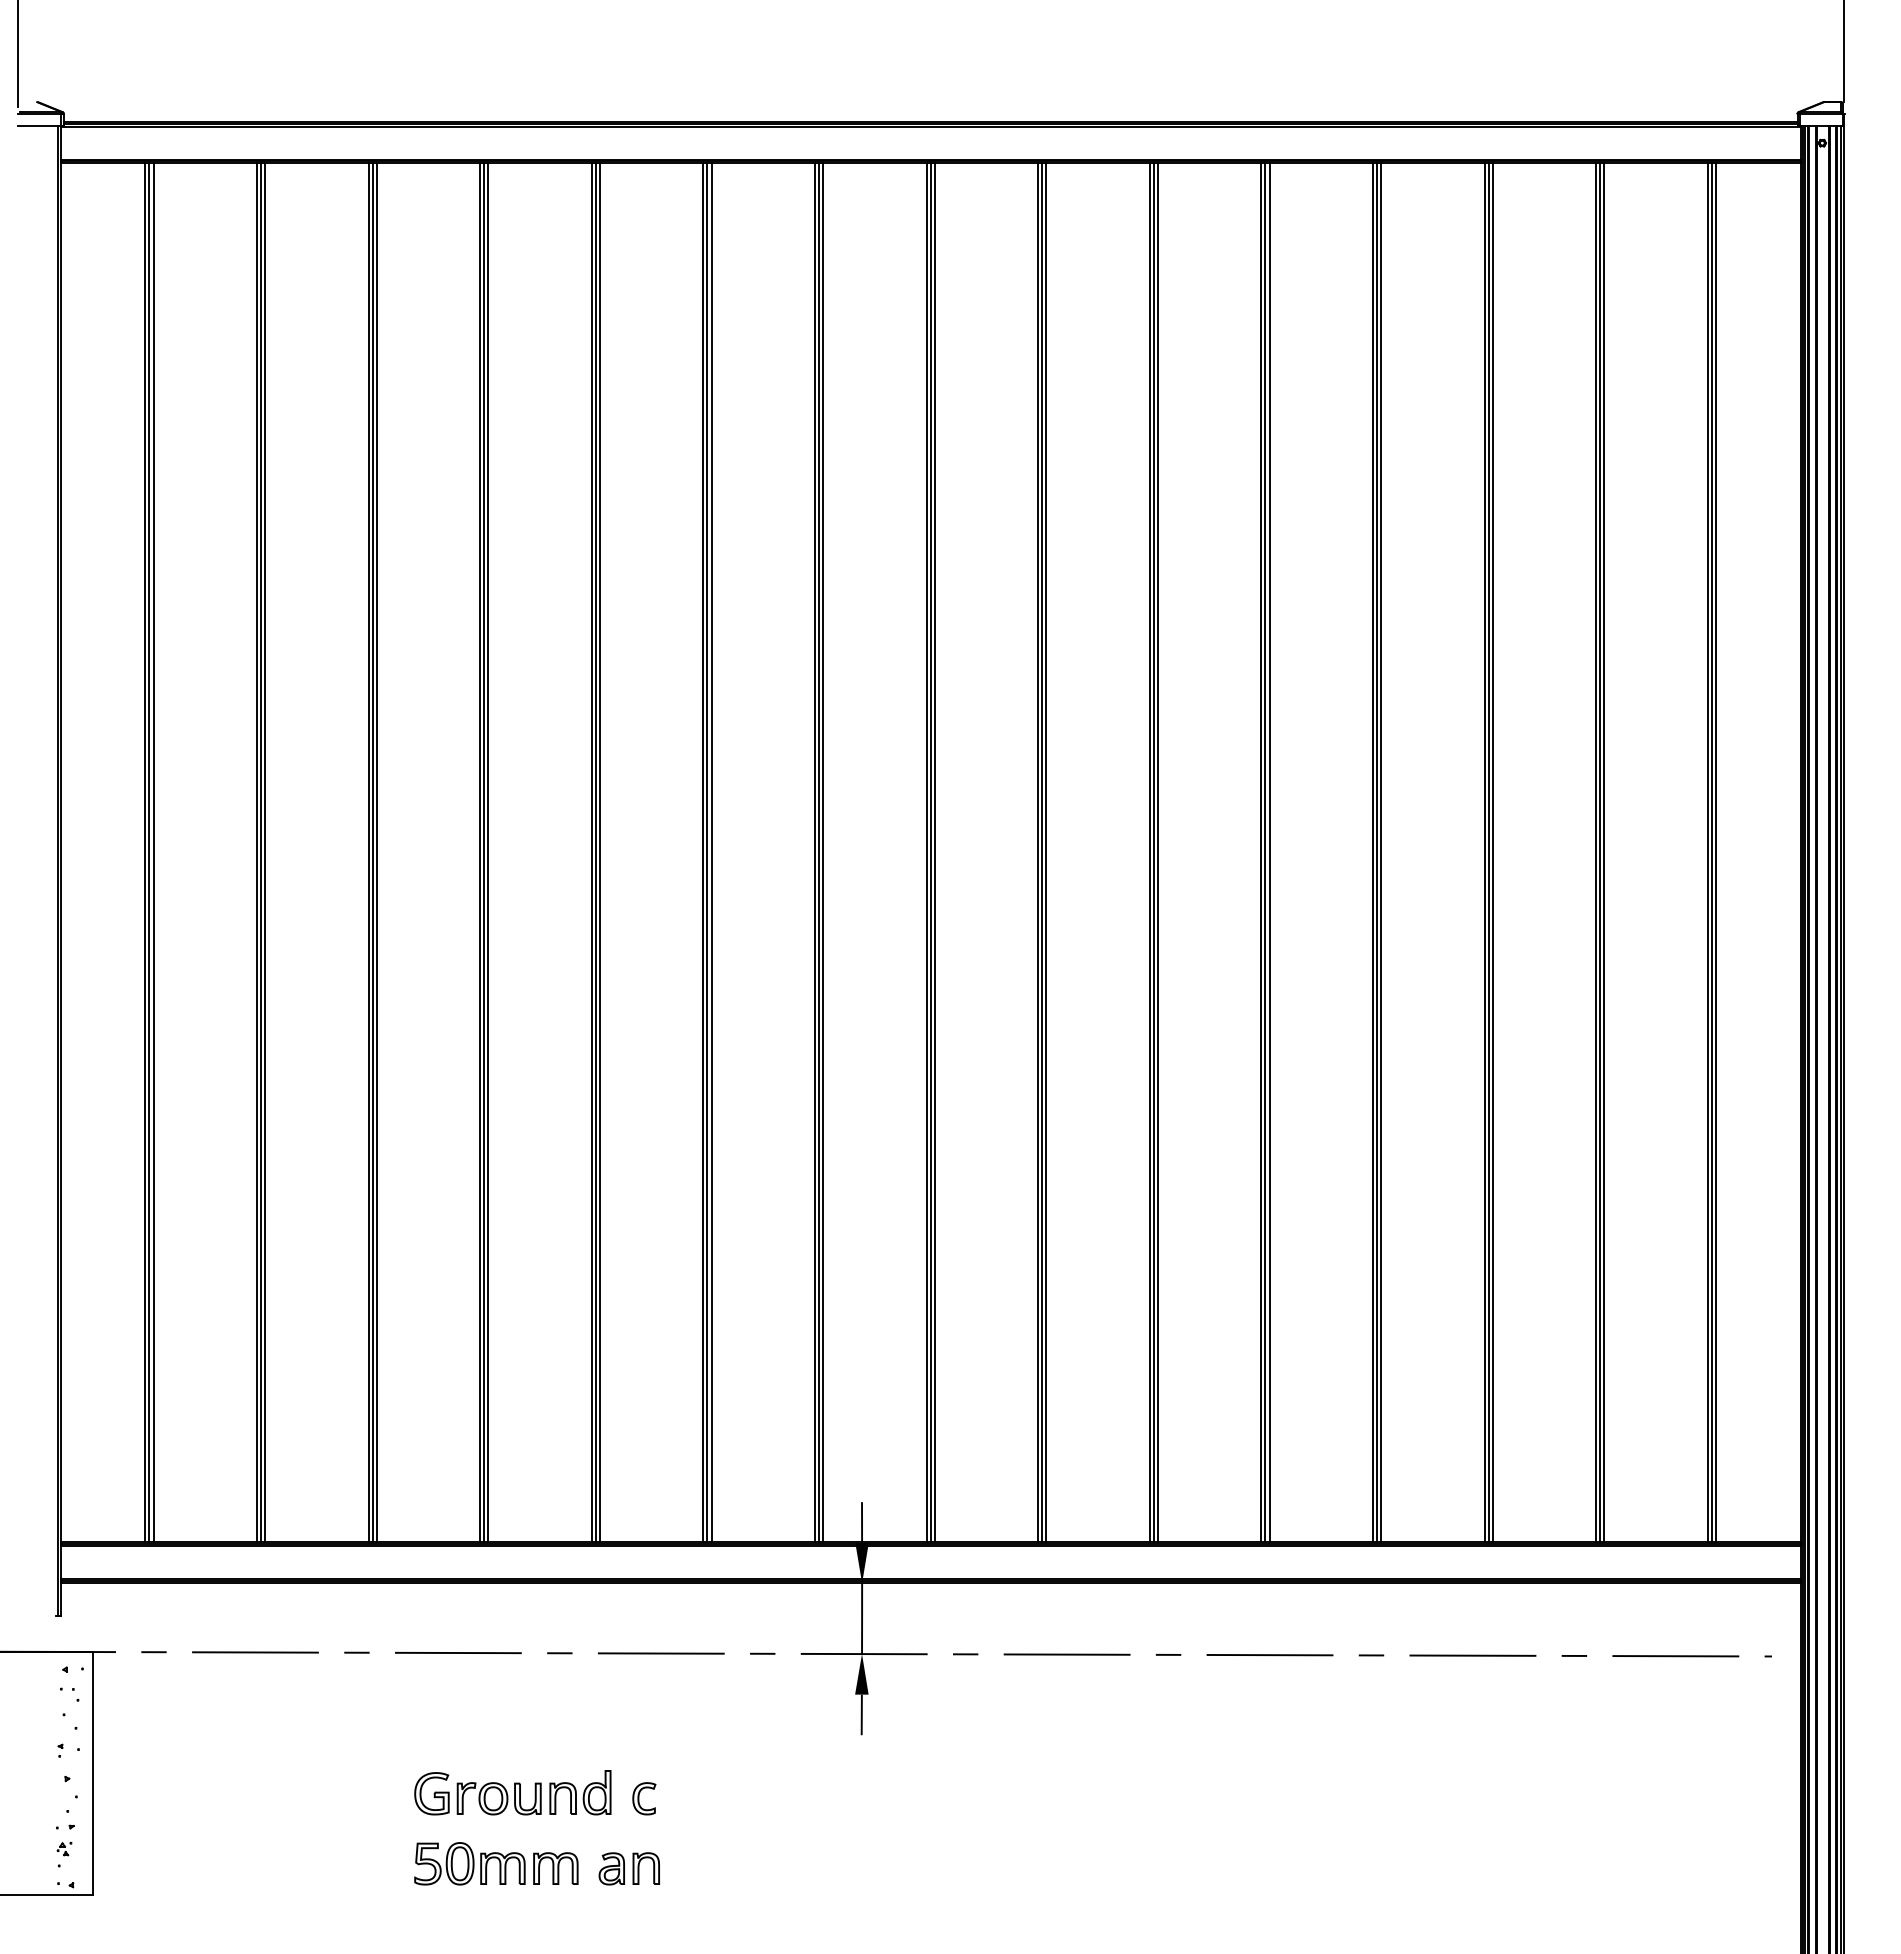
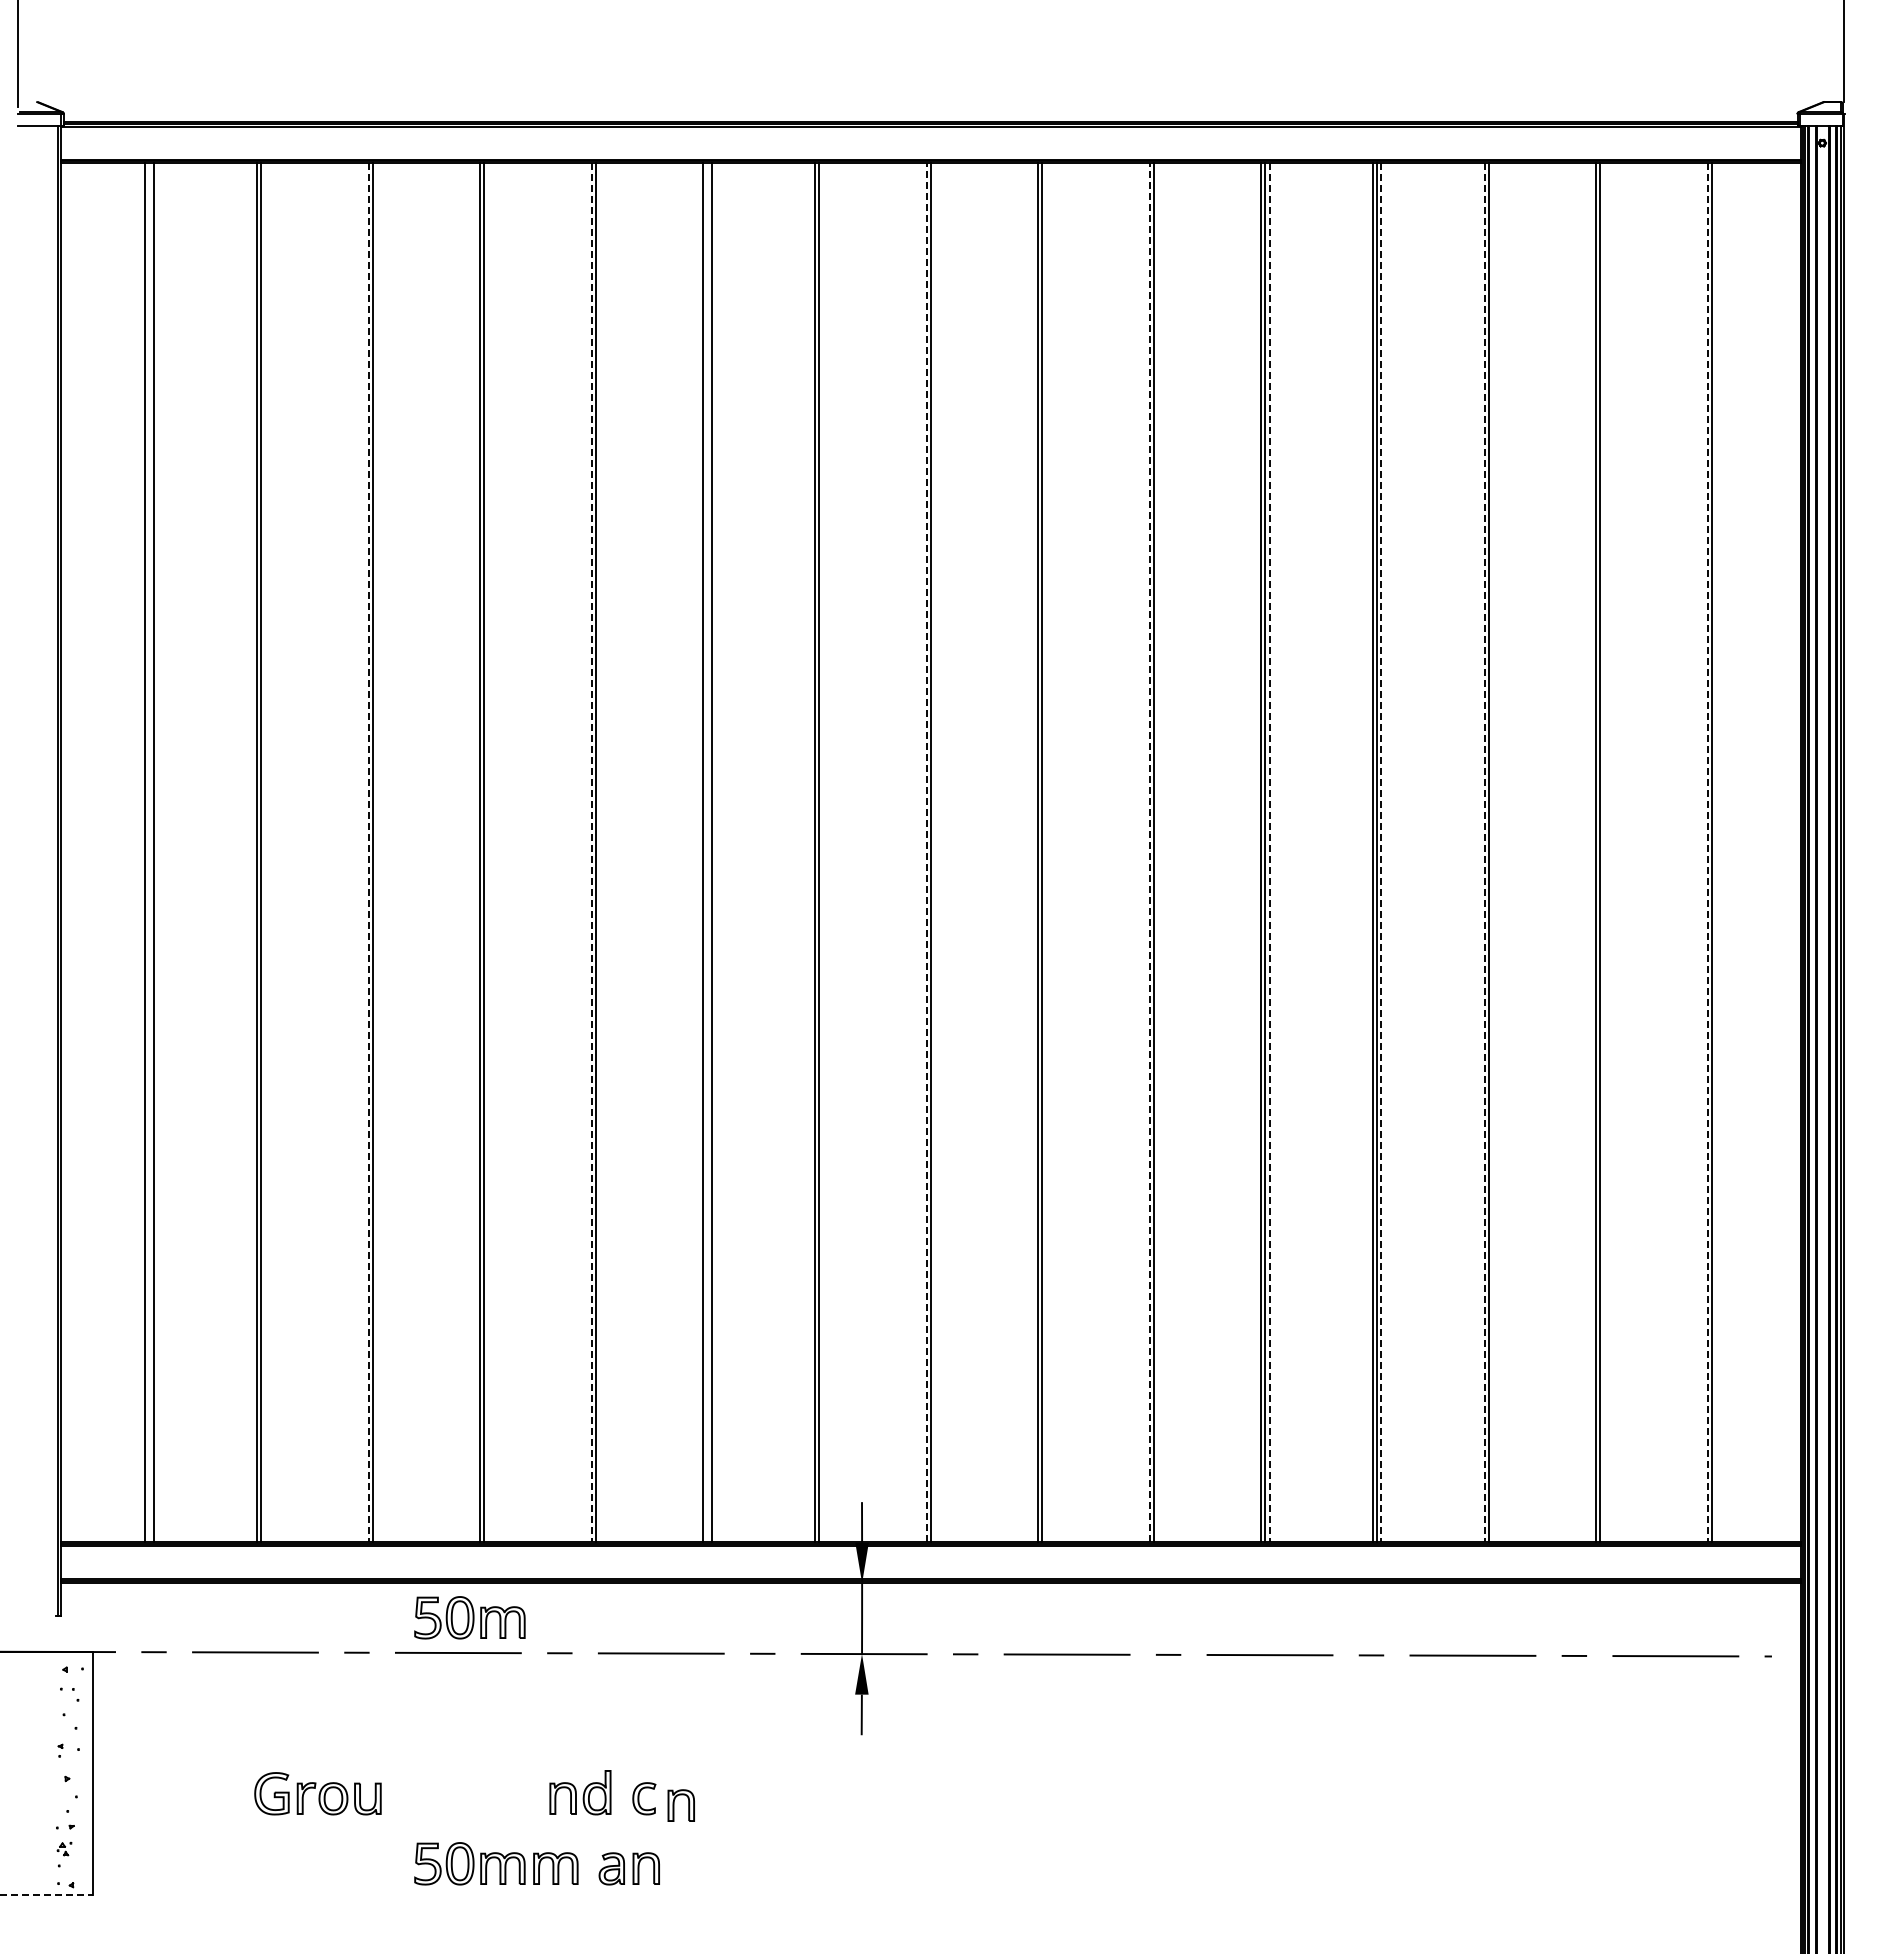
line: present -> none (149, 852)
line: present -> none (265, 852)
line: solid -> dashed (368, 852)
line: present -> none (376, 852)
line: present -> none (488, 852)
line: solid -> dashed (591, 852)
line: present -> none (599, 852)
line: present -> none (707, 852)
line: present -> none (823, 852)
line: solid -> dashed (926, 852)
line: present -> none (934, 852)
line: present -> none (1046, 852)
line: solid -> dashed (1149, 852)
line: present -> none (1157, 852)
line: solid -> dashed (1269, 852)
line: solid -> dashed (1381, 852)
line: solid -> dashed (1484, 852)
line: present -> none (1492, 852)
line: present -> none (1604, 852)
line: solid -> dashed (1707, 852)
line: present -> none (1715, 852)
part: none -> present (469, 1617)
part position: (477, 1793) -> (317, 1793) (317, 1793)
part: none -> present (680, 1805)
line: solid -> dashed (46, 1895)
